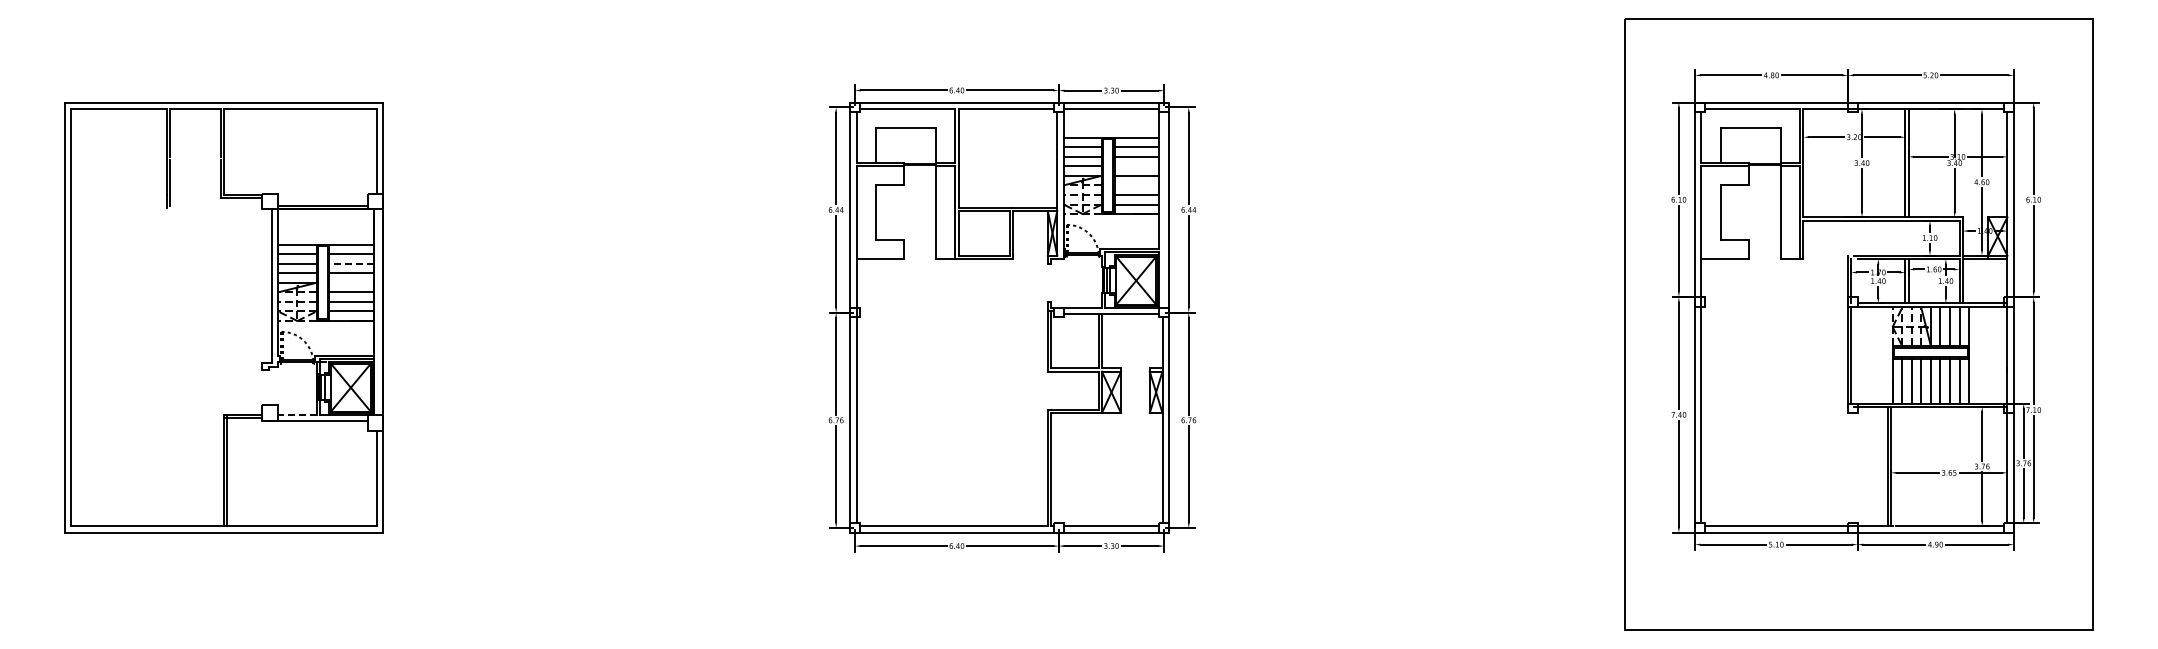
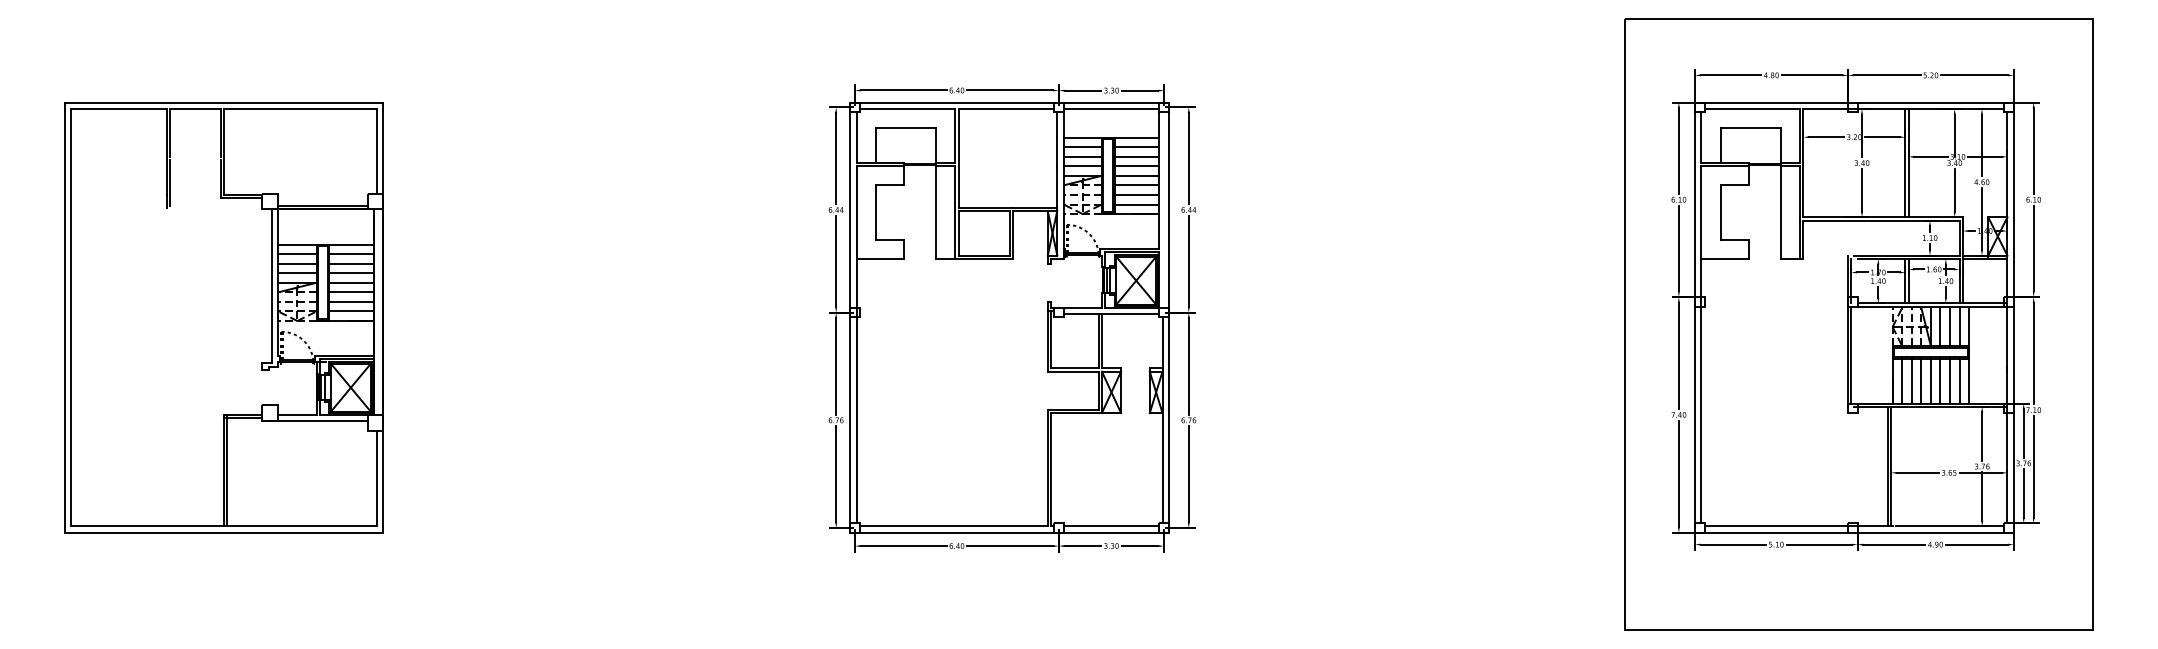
line: none -> present (1136, 166)
line: none -> present (1136, 185)
line: dashed -> solid (351, 263)
line: none -> present (351, 282)
line: dashed -> solid (296, 414)
